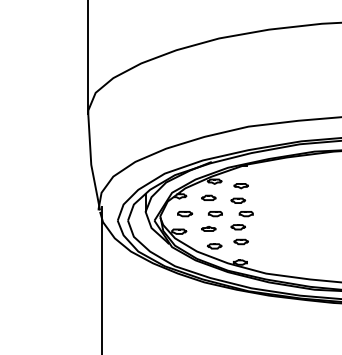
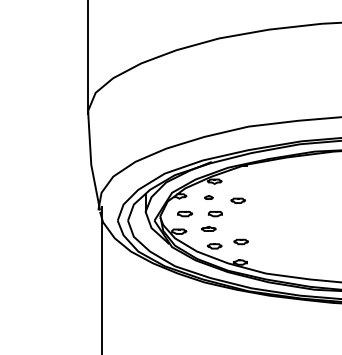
part: present -> none (240, 186)
part size: 16x7 px -> 10x5 px (208, 197)
part: present -> none (241, 220)
